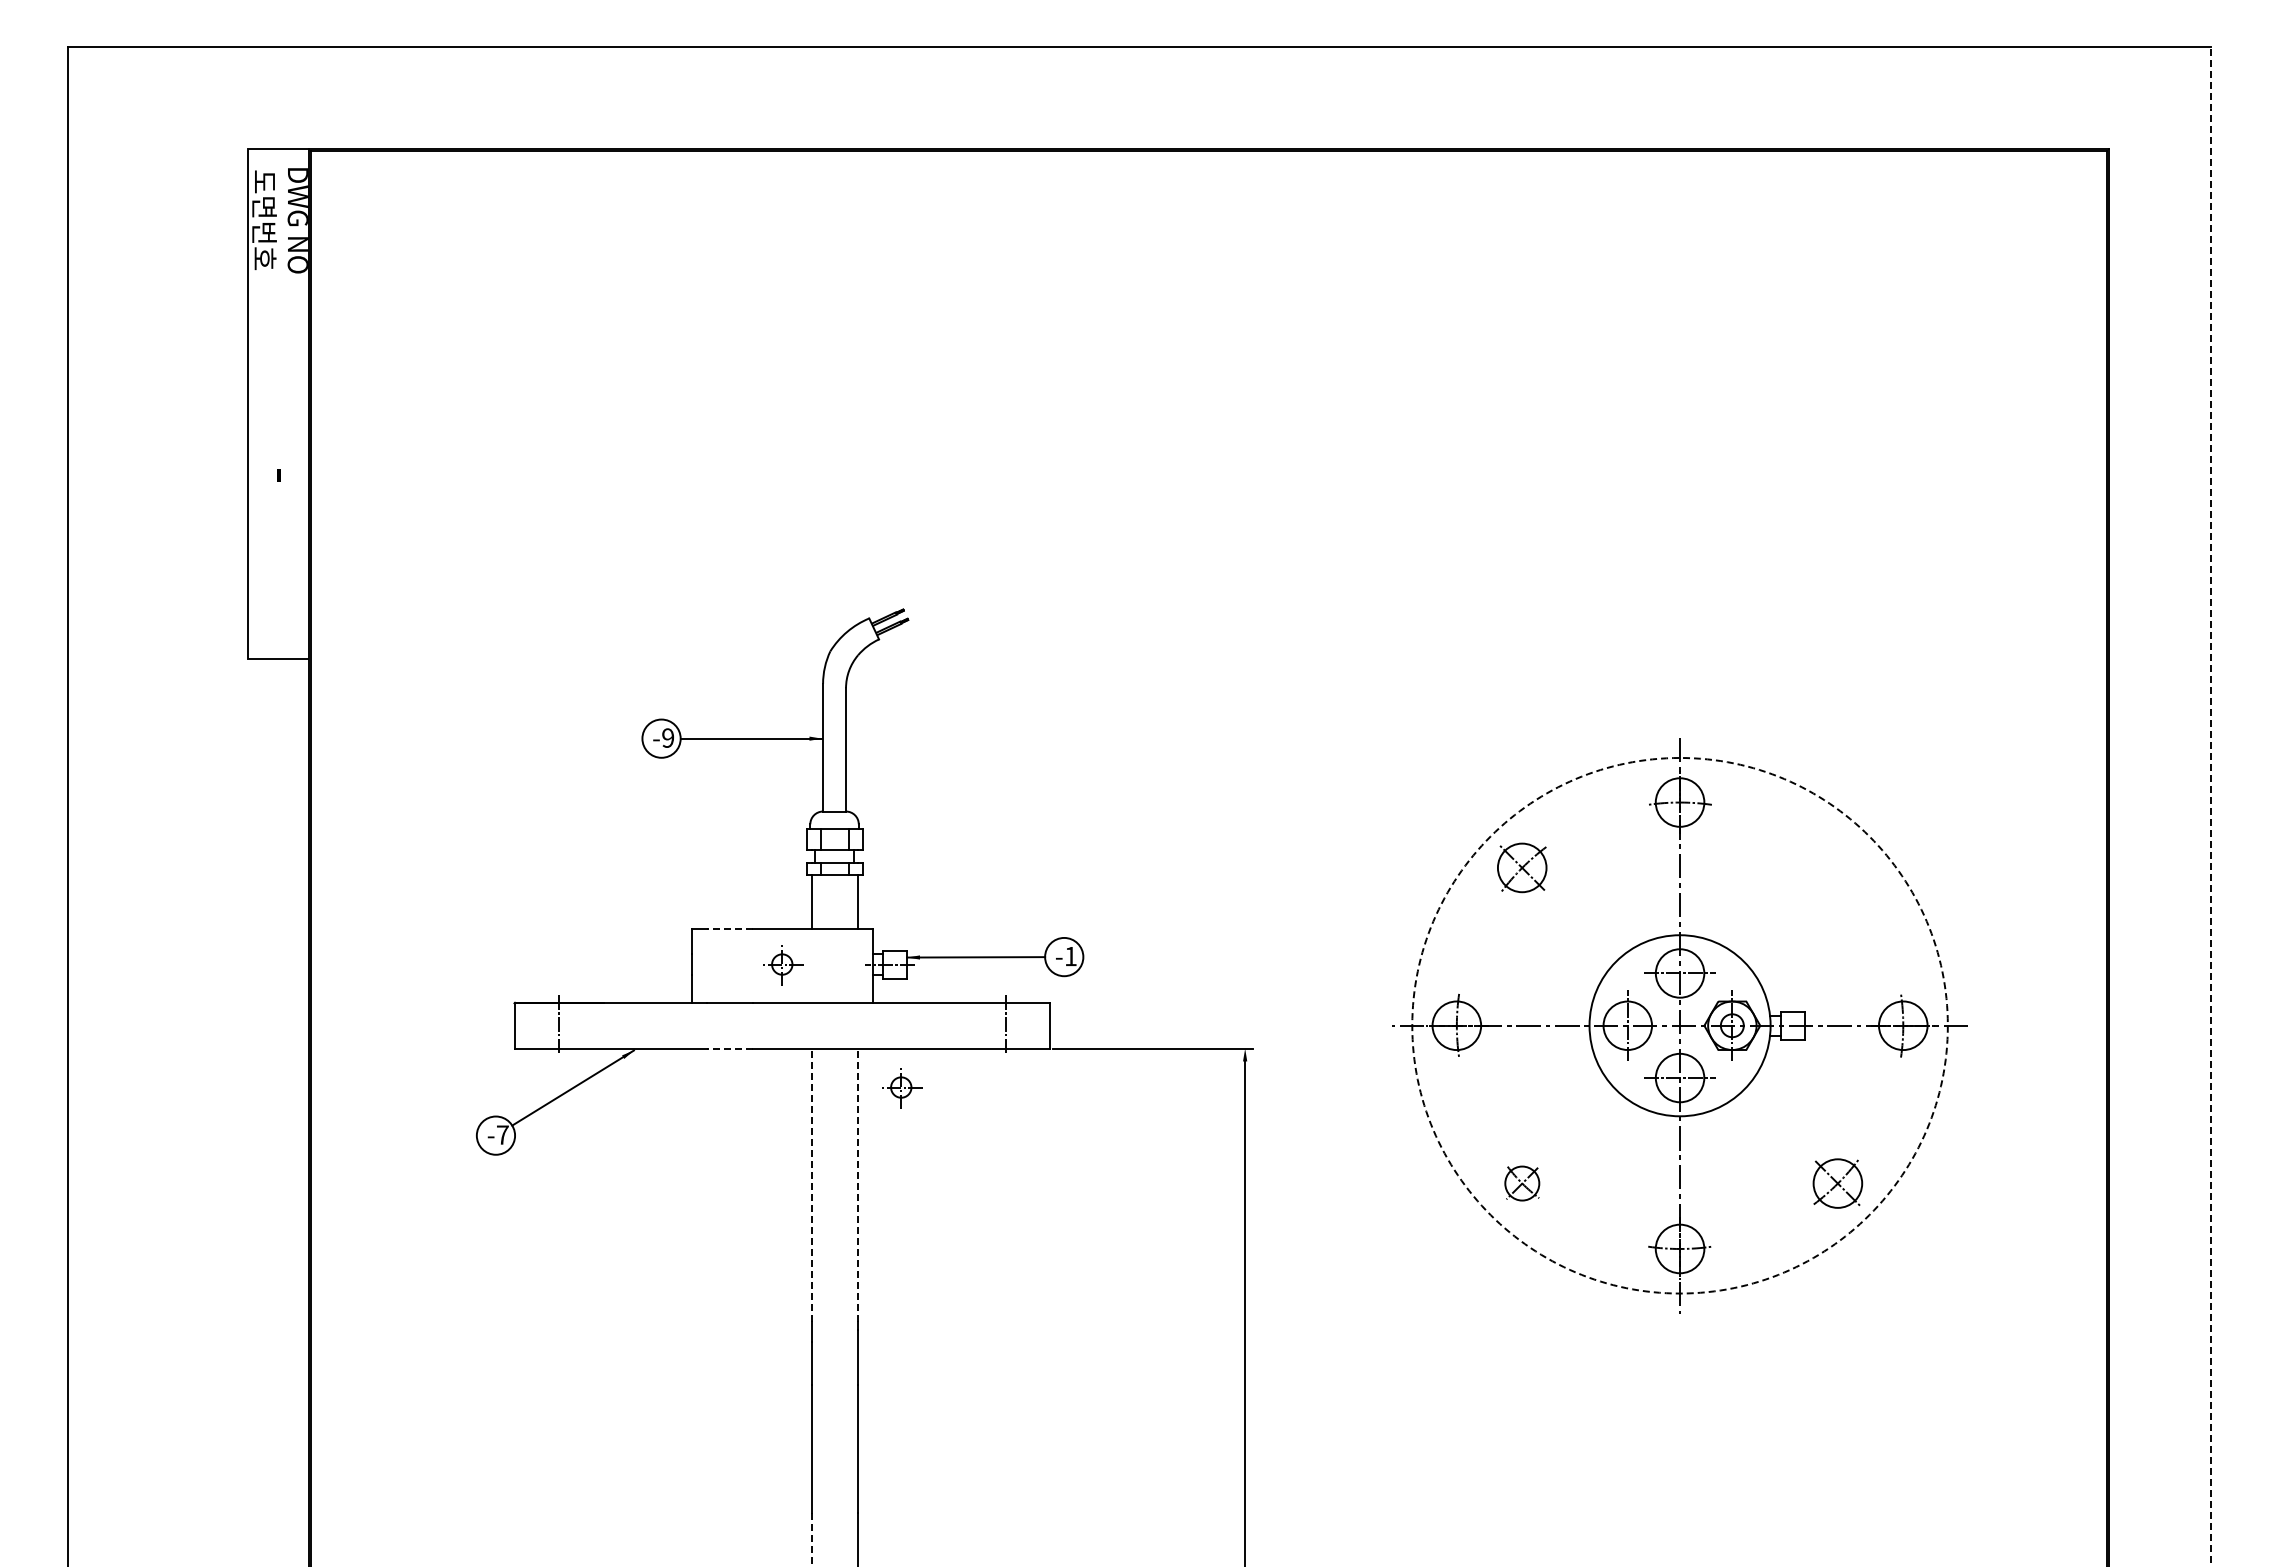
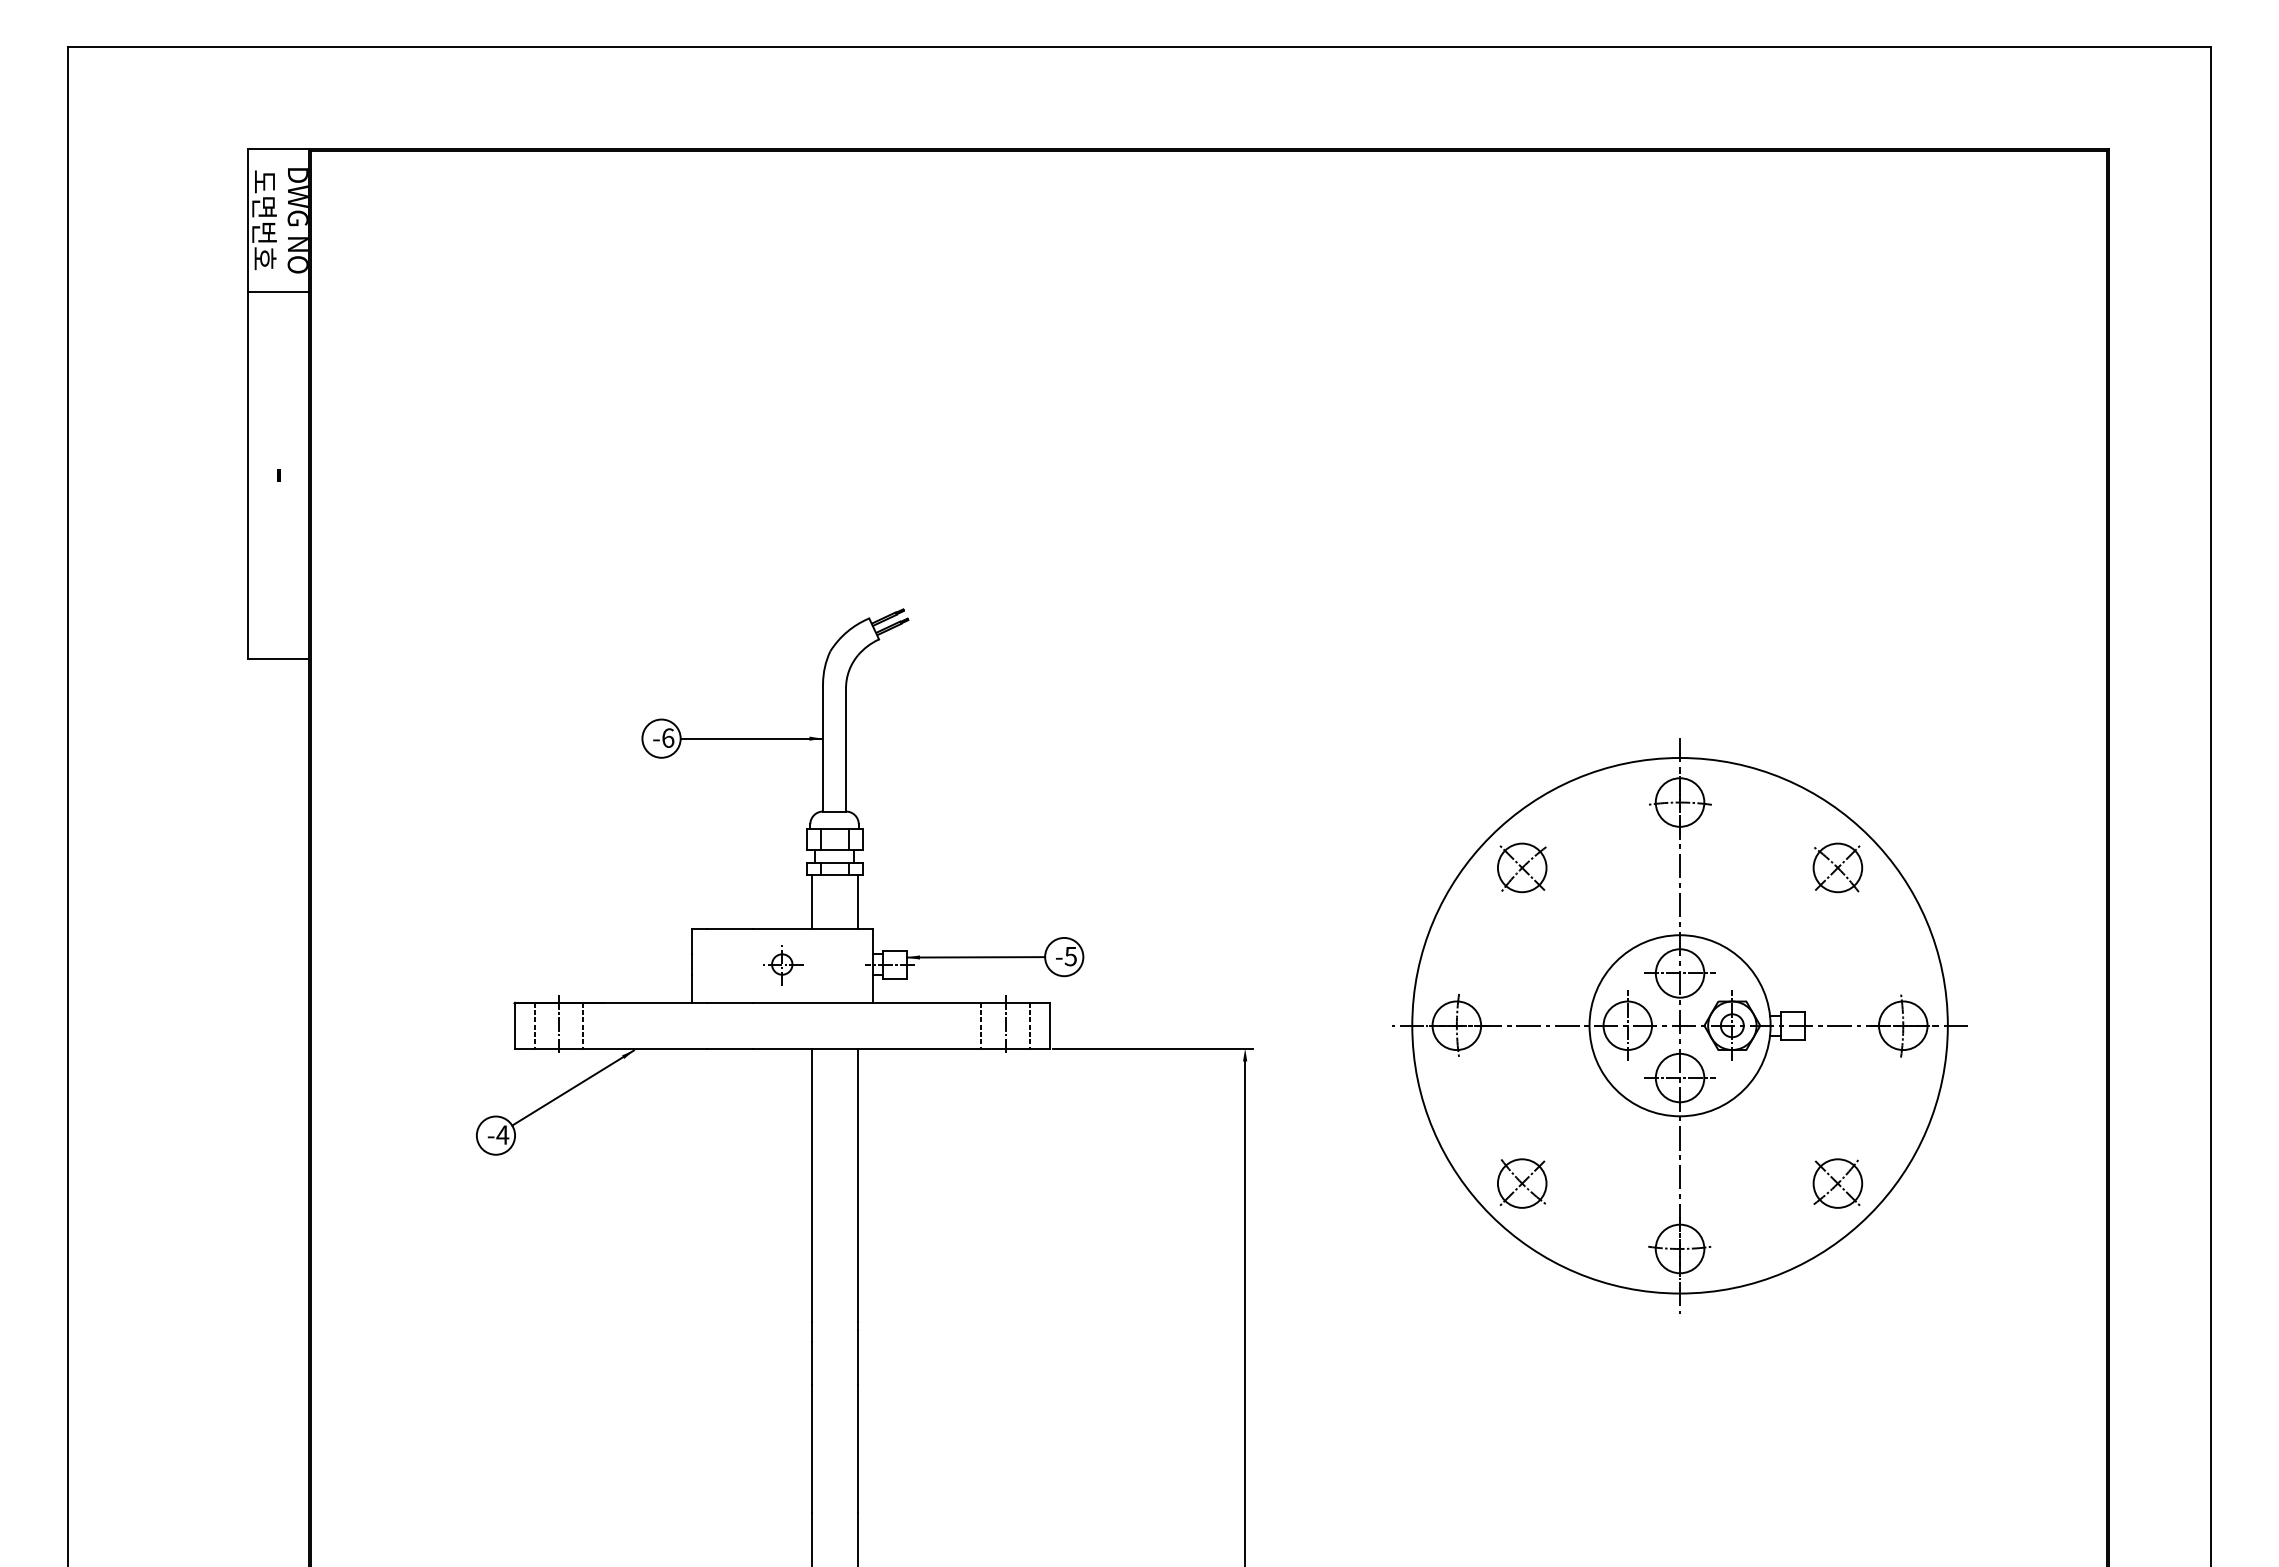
line: none -> present (278, 291)
text: -9 -> -6 (668, 737)
line: dashed -> solid (2210, 806)
part: none -> present (1837, 867)
line: dashed -> solid (729, 928)
text: -1 -> -5 (1070, 956)
line: none -> present (534, 1025)
line: none -> present (583, 1025)
line: none -> present (981, 1025)
line: none -> present (1029, 1025)
circle: dashed -> solid (1679, 1025)
line: dashed -> solid (729, 1048)
part: present -> none (902, 1088)
text: -7 -> -4 (502, 1134)
part size: 37x37 px -> 51x51 px (1522, 1183)
line: dashed -> solid (811, 1184)
line: dashed -> solid (857, 1184)
line: dashed -> solid (811, 1539)
